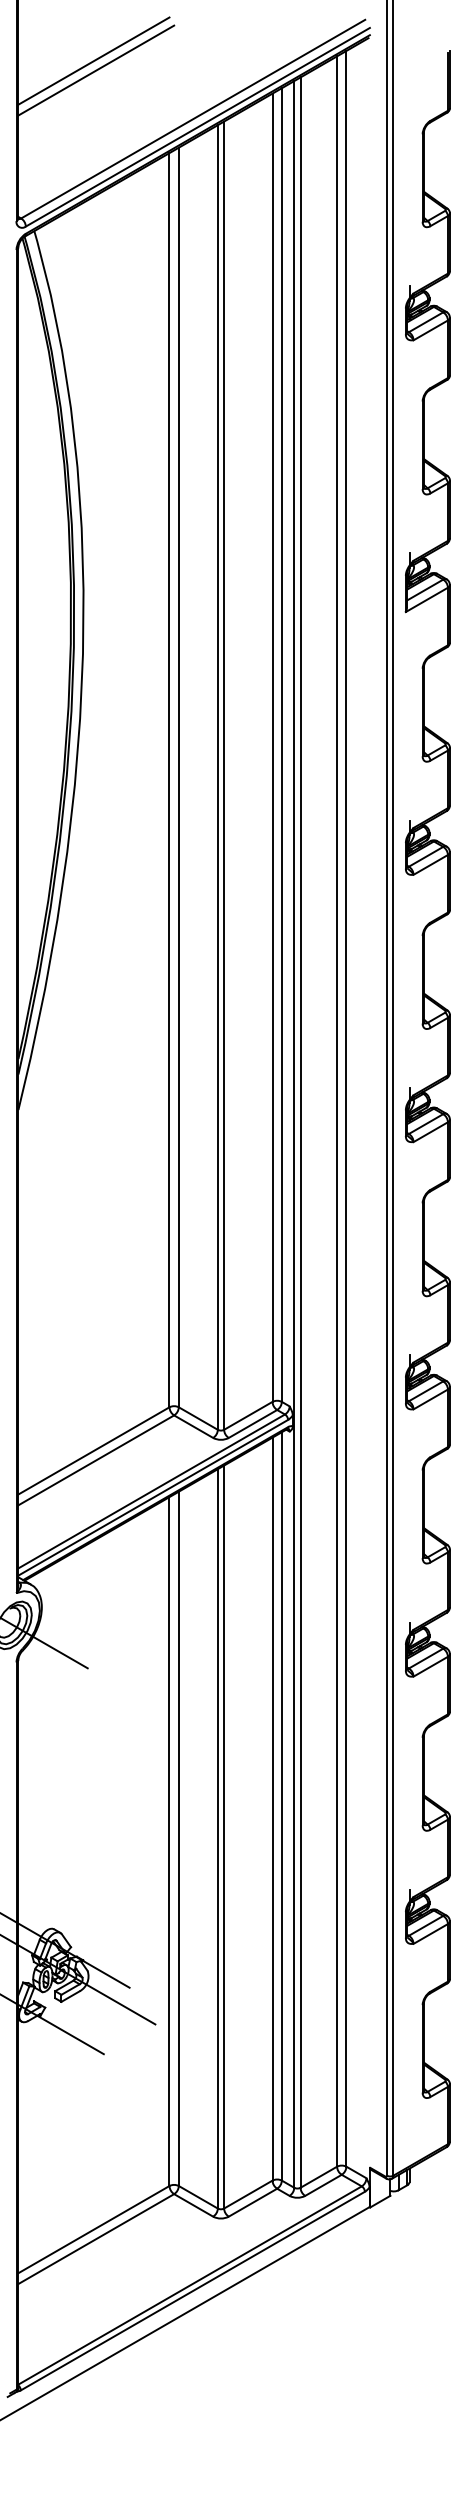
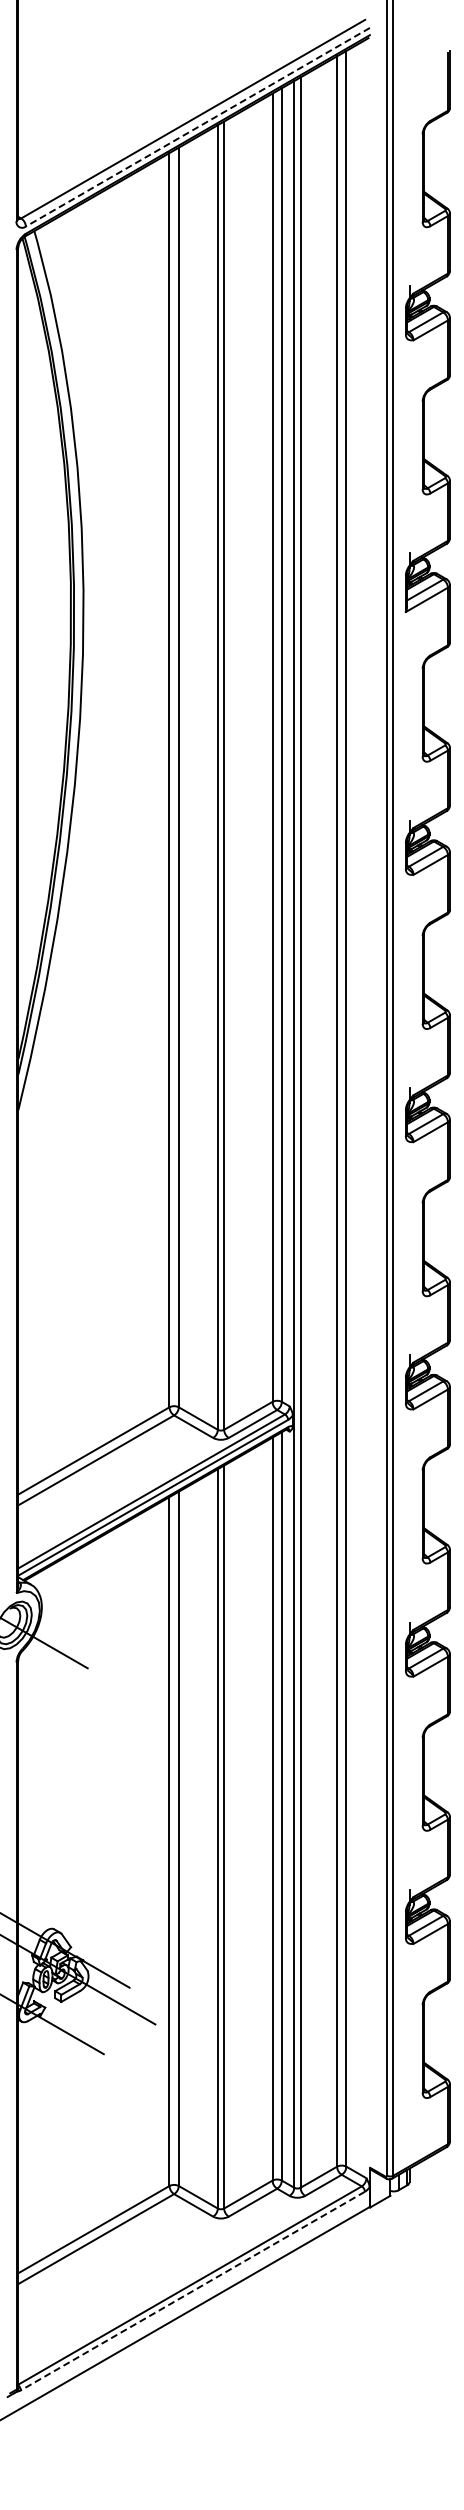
line: present -> none (93, 60)
line: present -> none (96, 70)
line: solid -> dashed (197, 127)
line: solid -> dashed (192, 2291)
